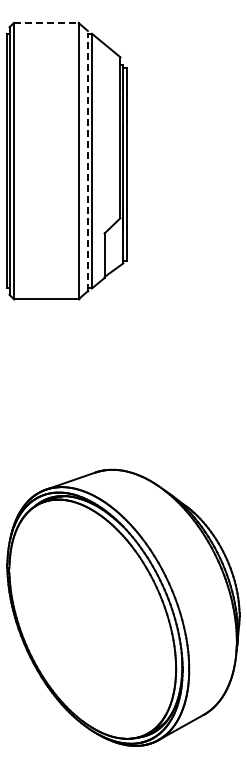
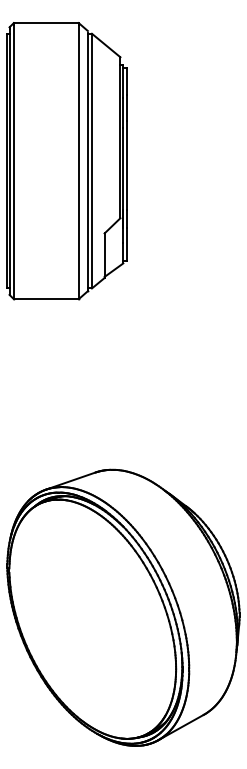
line: dashed -> solid (46, 23)
line: dashed -> solid (87, 161)
